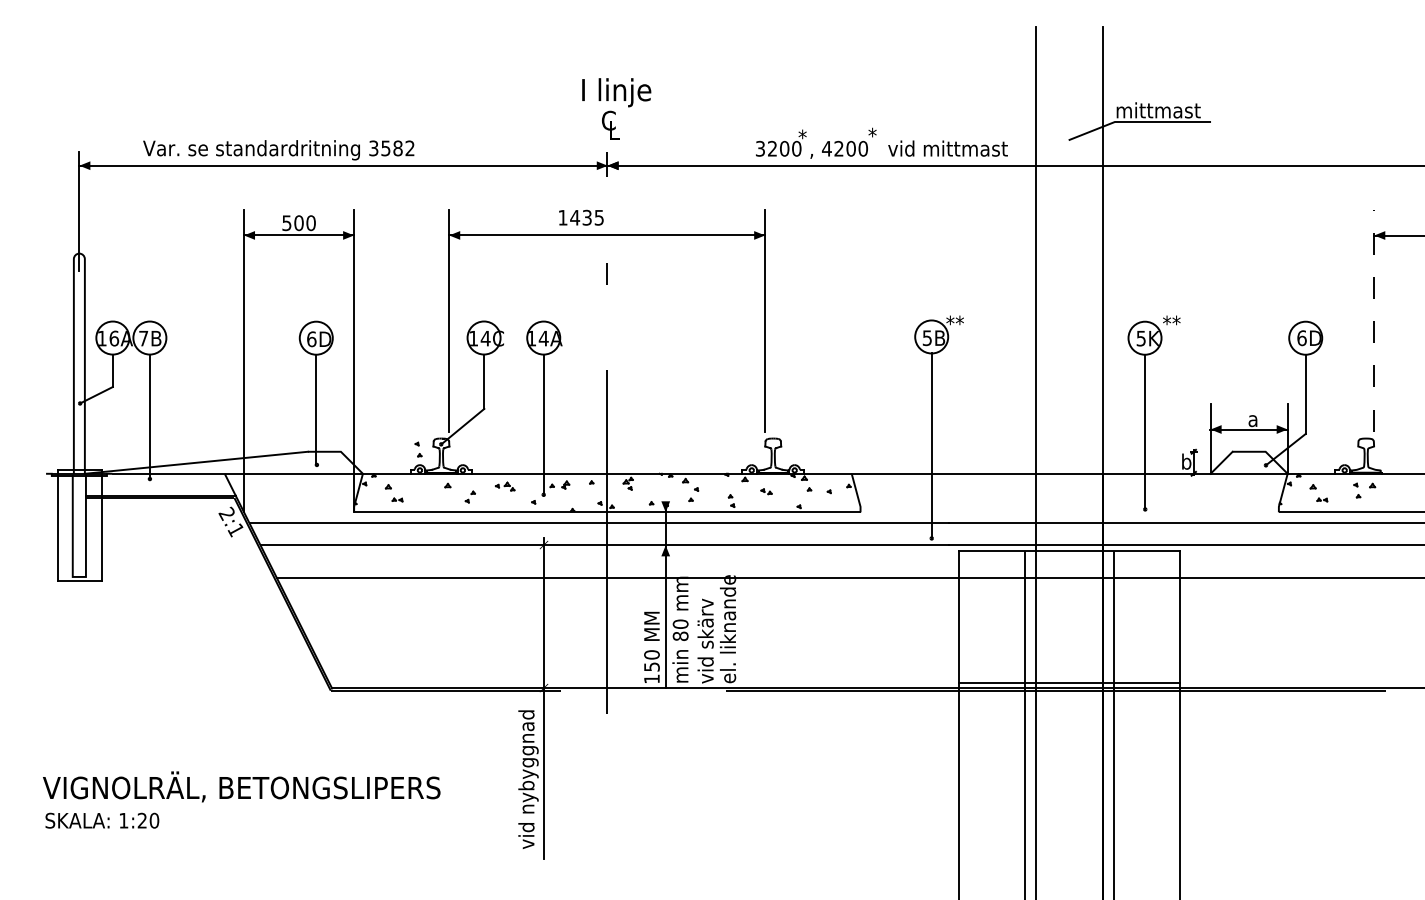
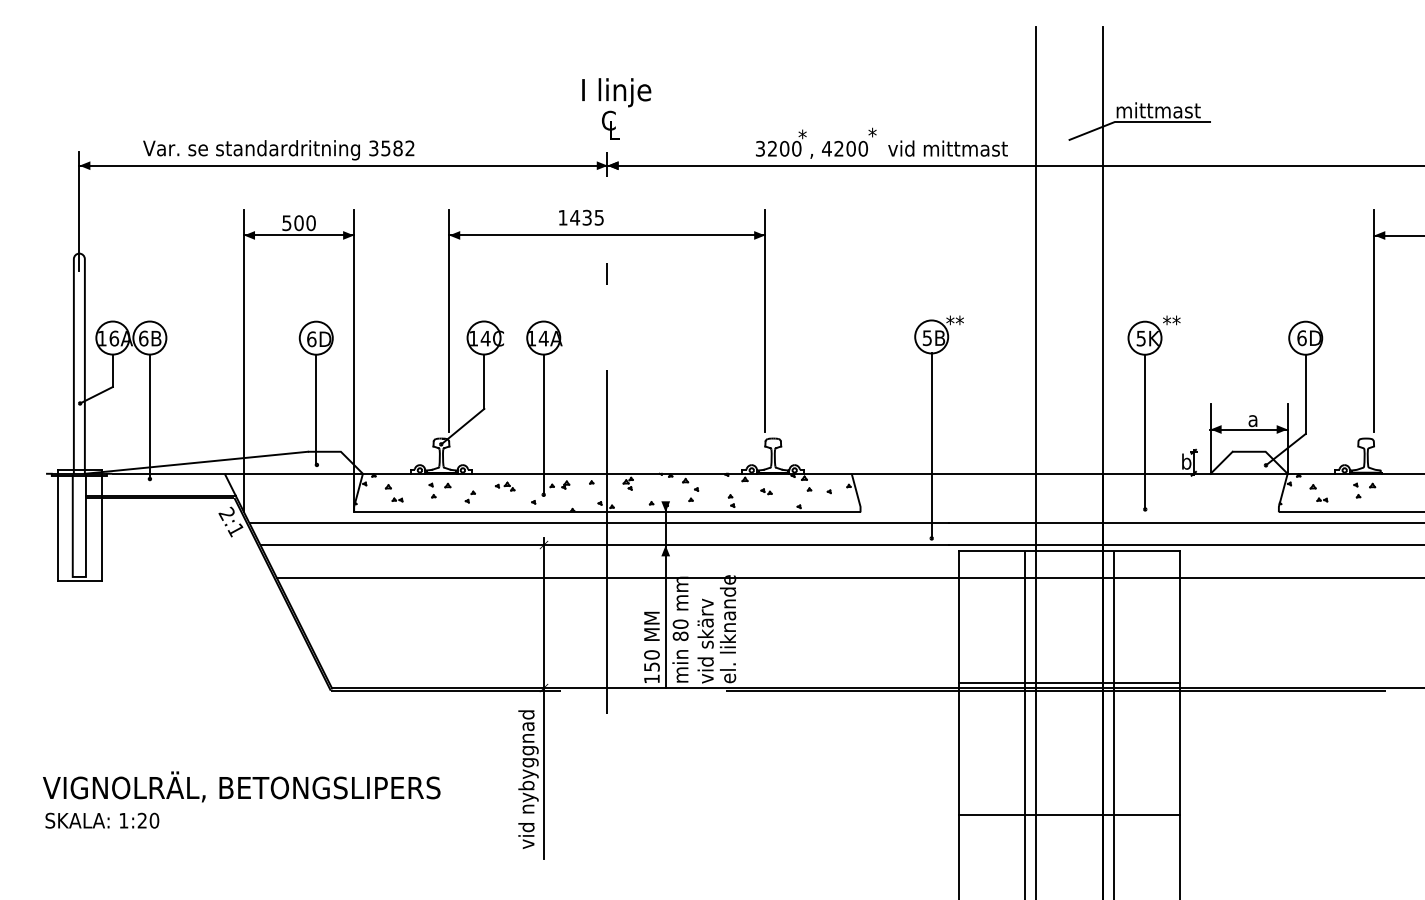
line: dashed -> solid (1374, 320)
text: 7B -> 6B (143, 338)
part position: (418, 449) -> (432, 490) (432, 490)
line: none -> present (1069, 815)
